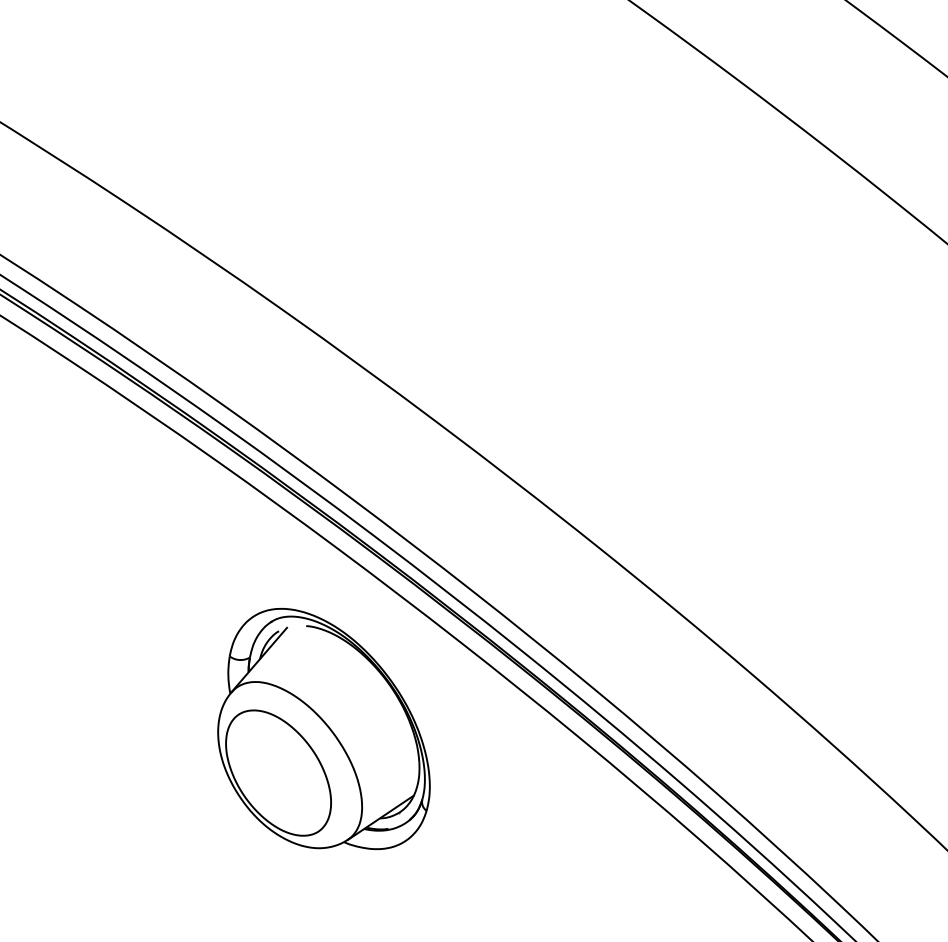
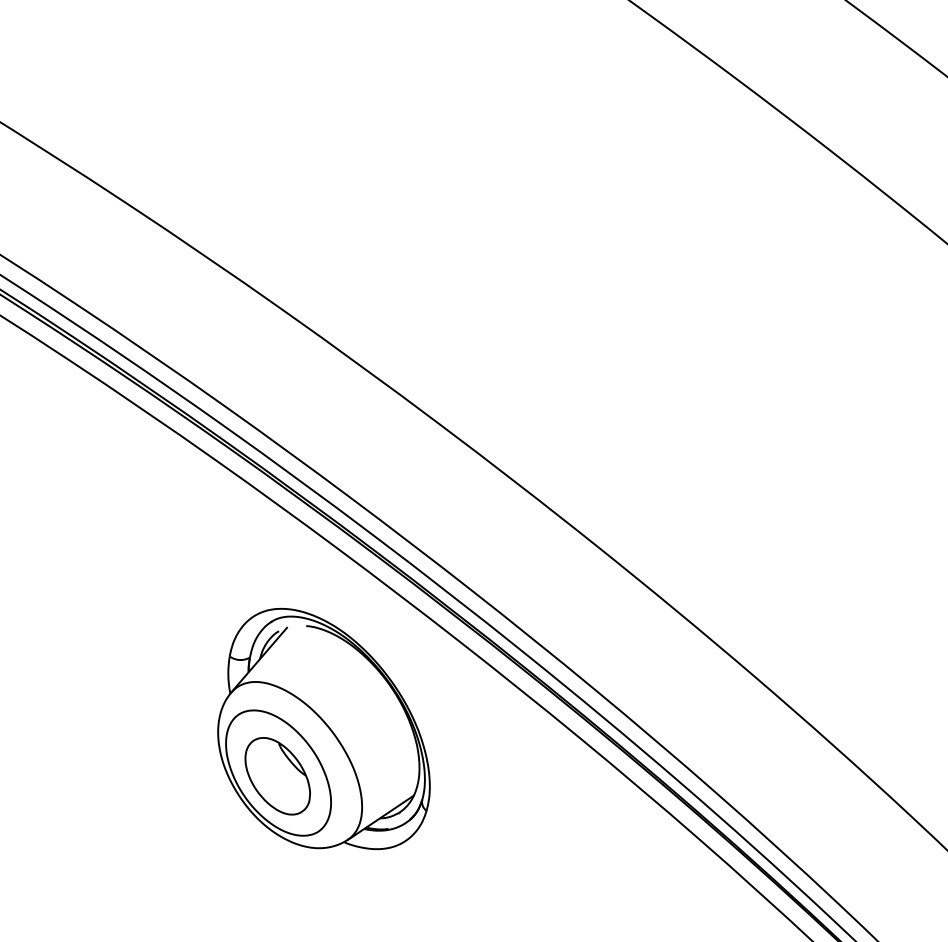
part: none -> present (277, 776)
